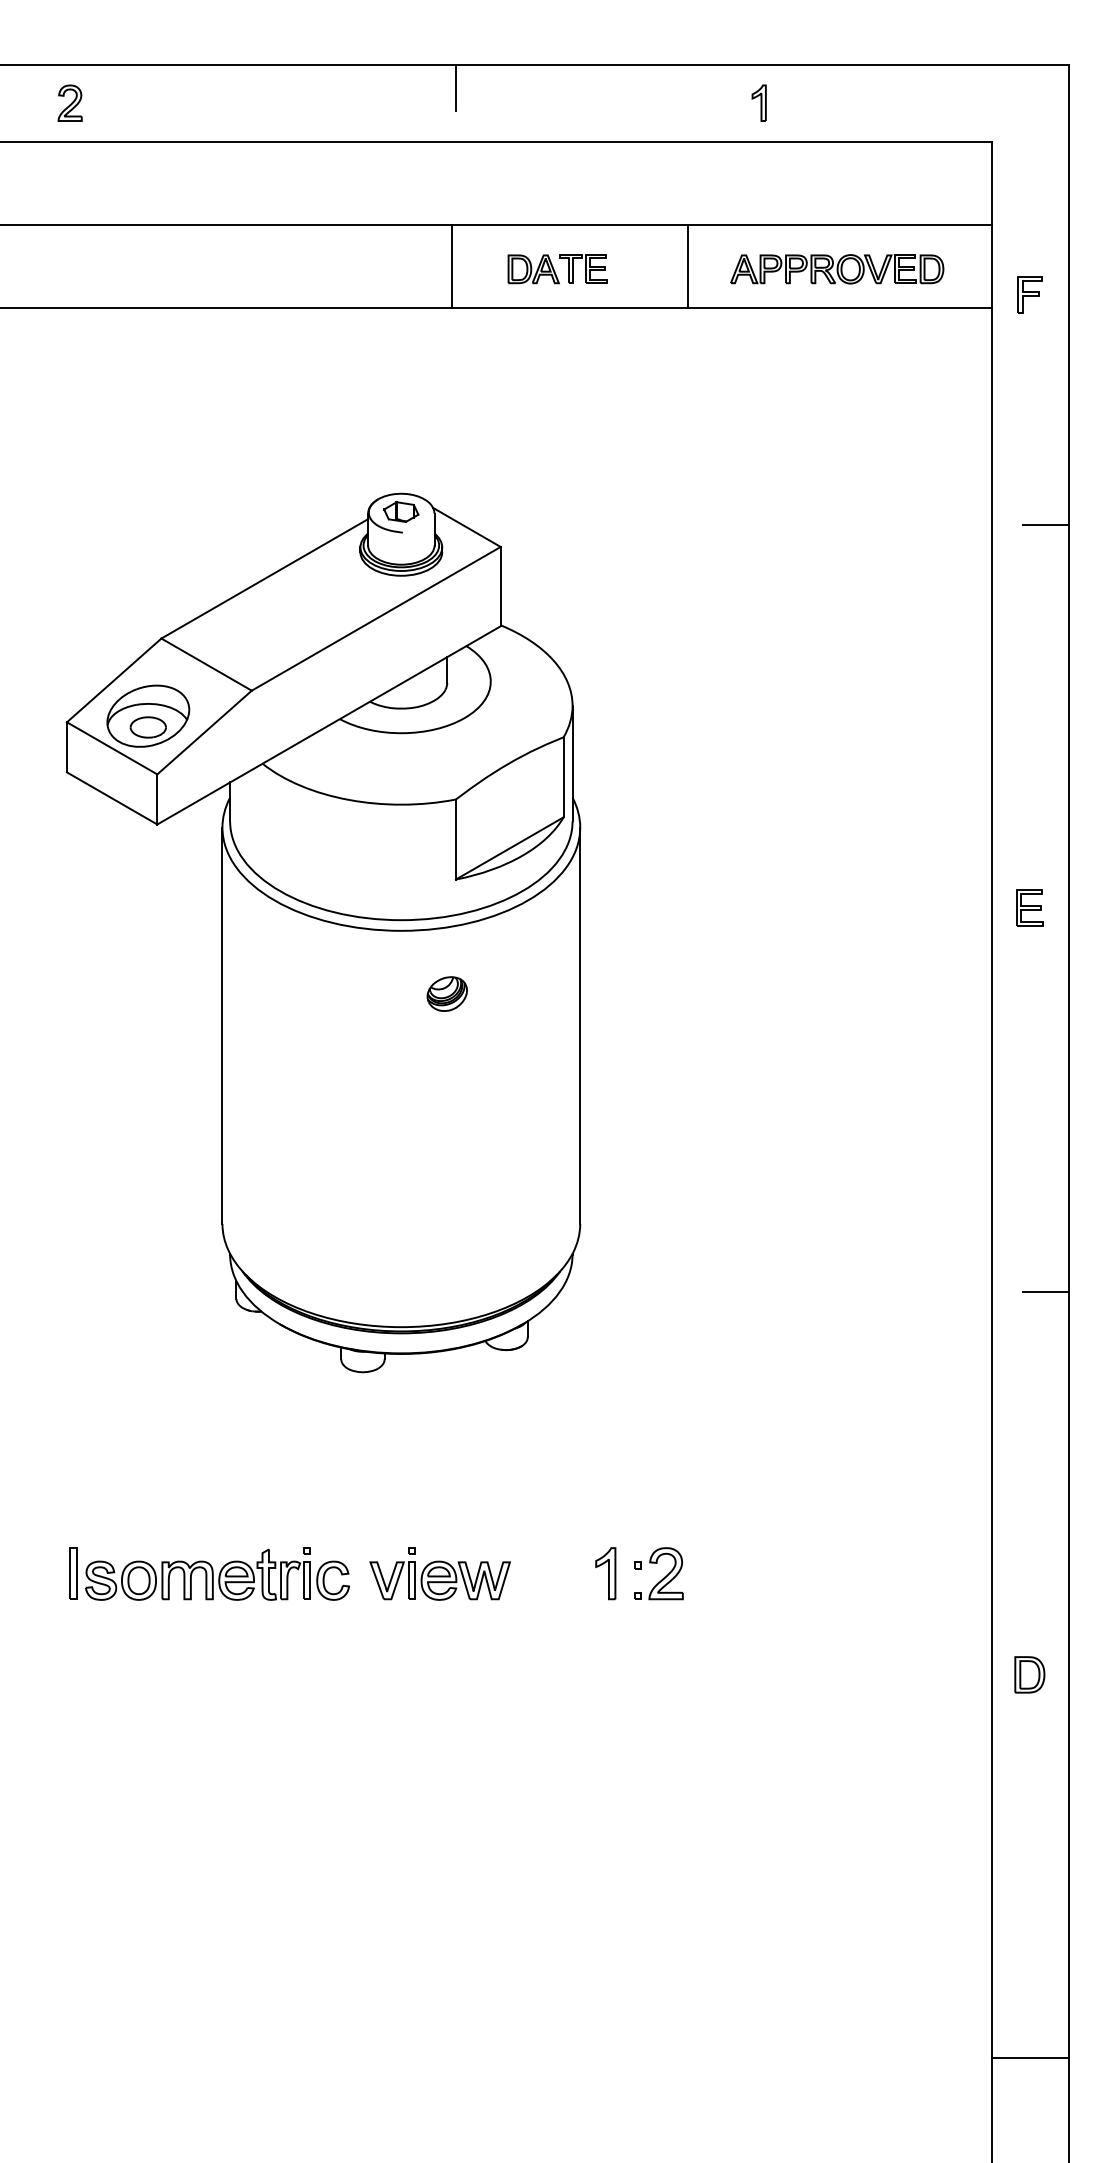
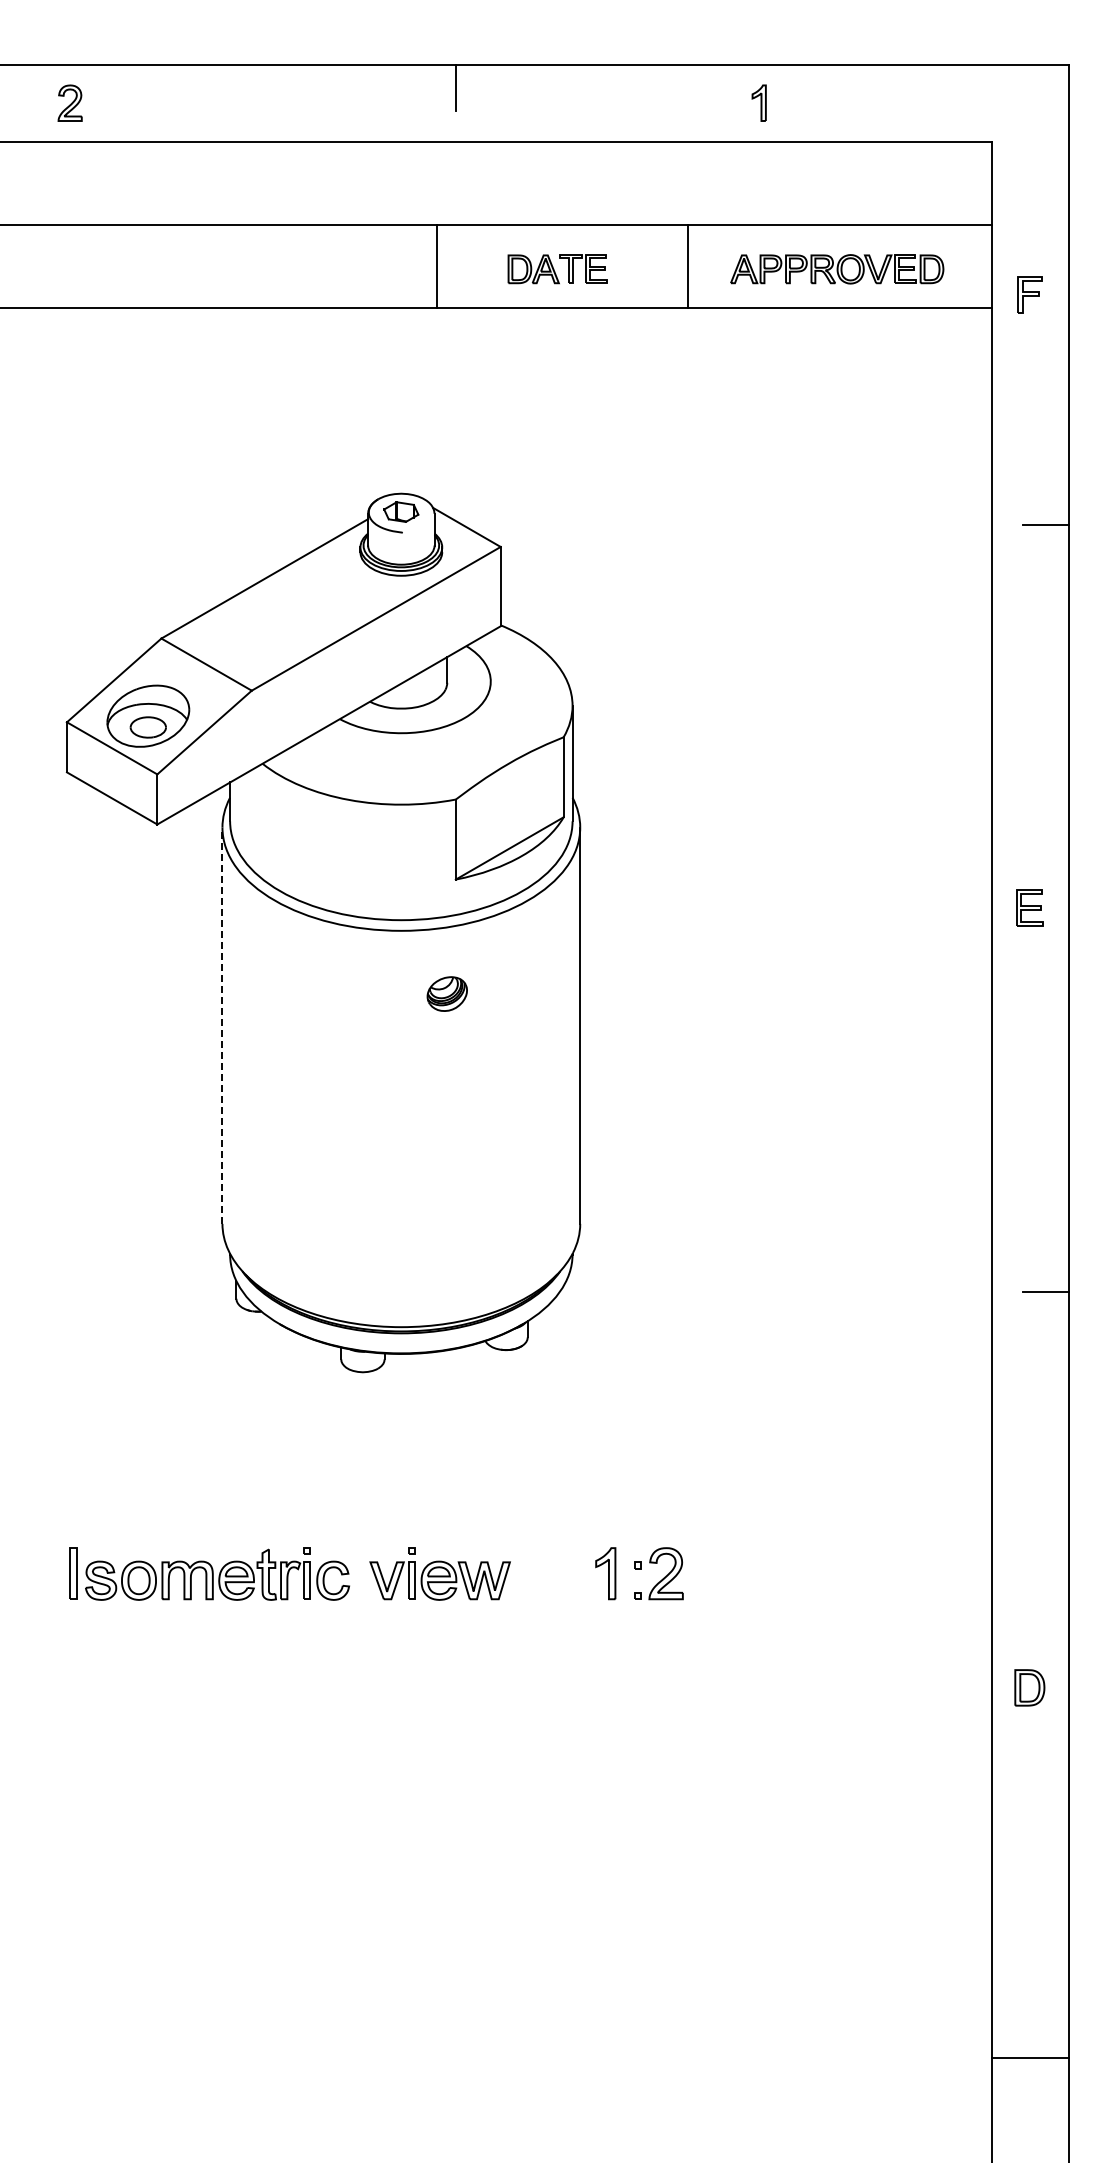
line position: (452, 265) -> (437, 265) (437, 265)
line: solid -> dashed (222, 1025)
part position: (1029, 1674) -> (1029, 1687) (1029, 1687)
